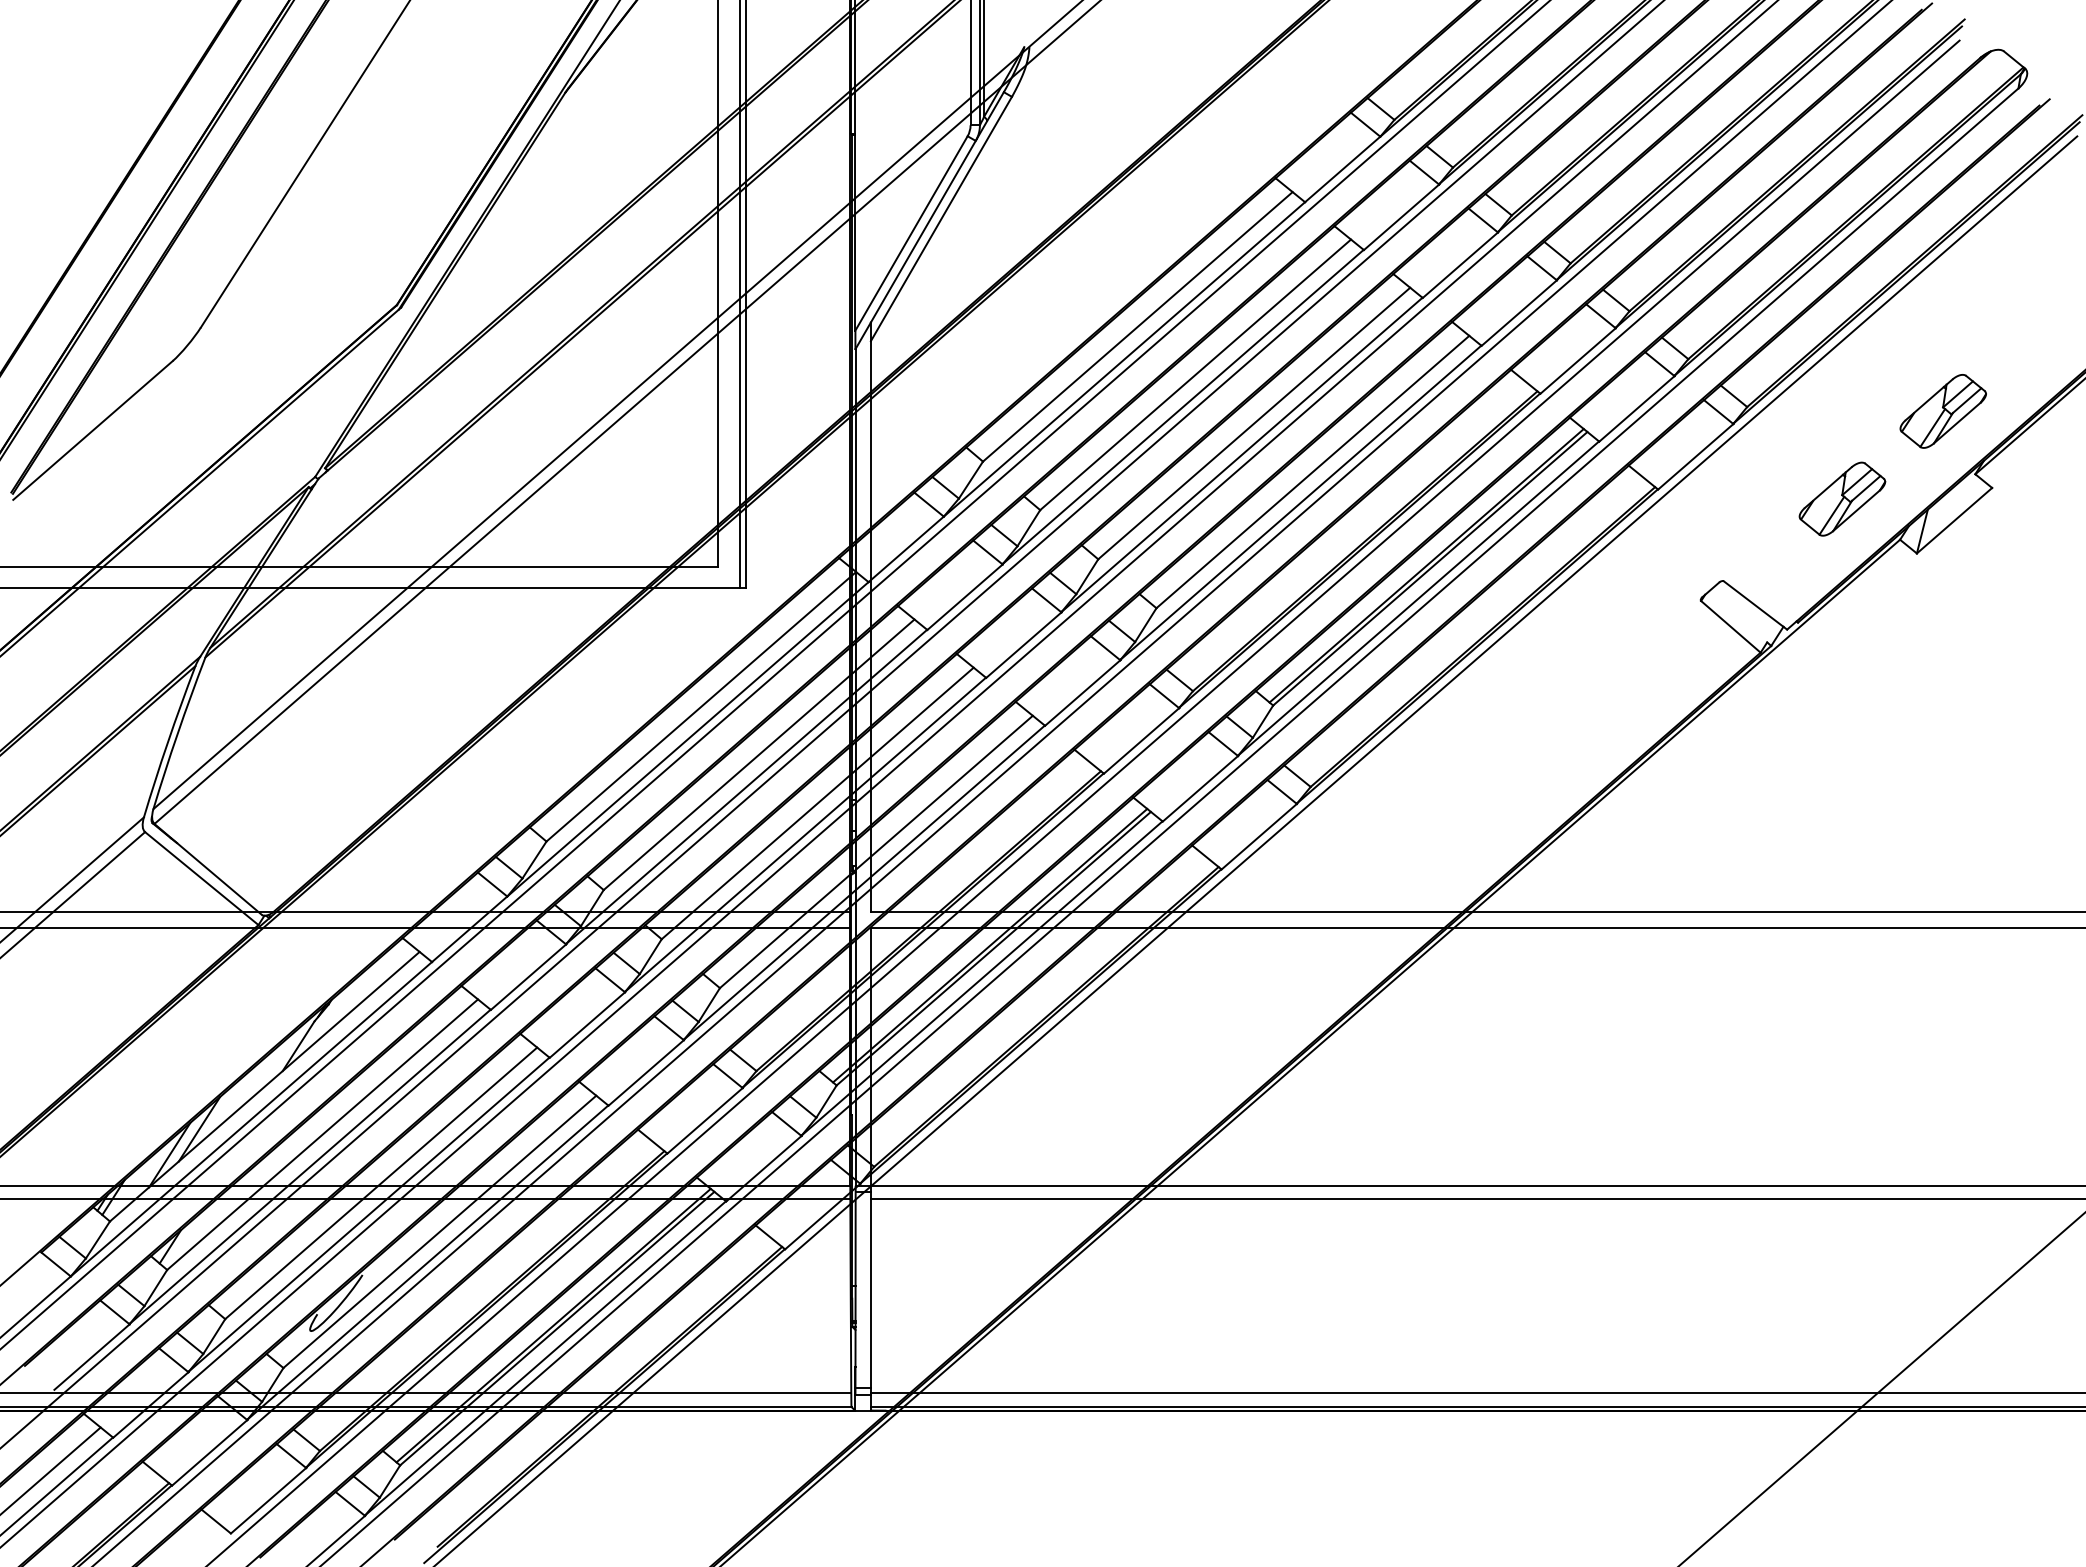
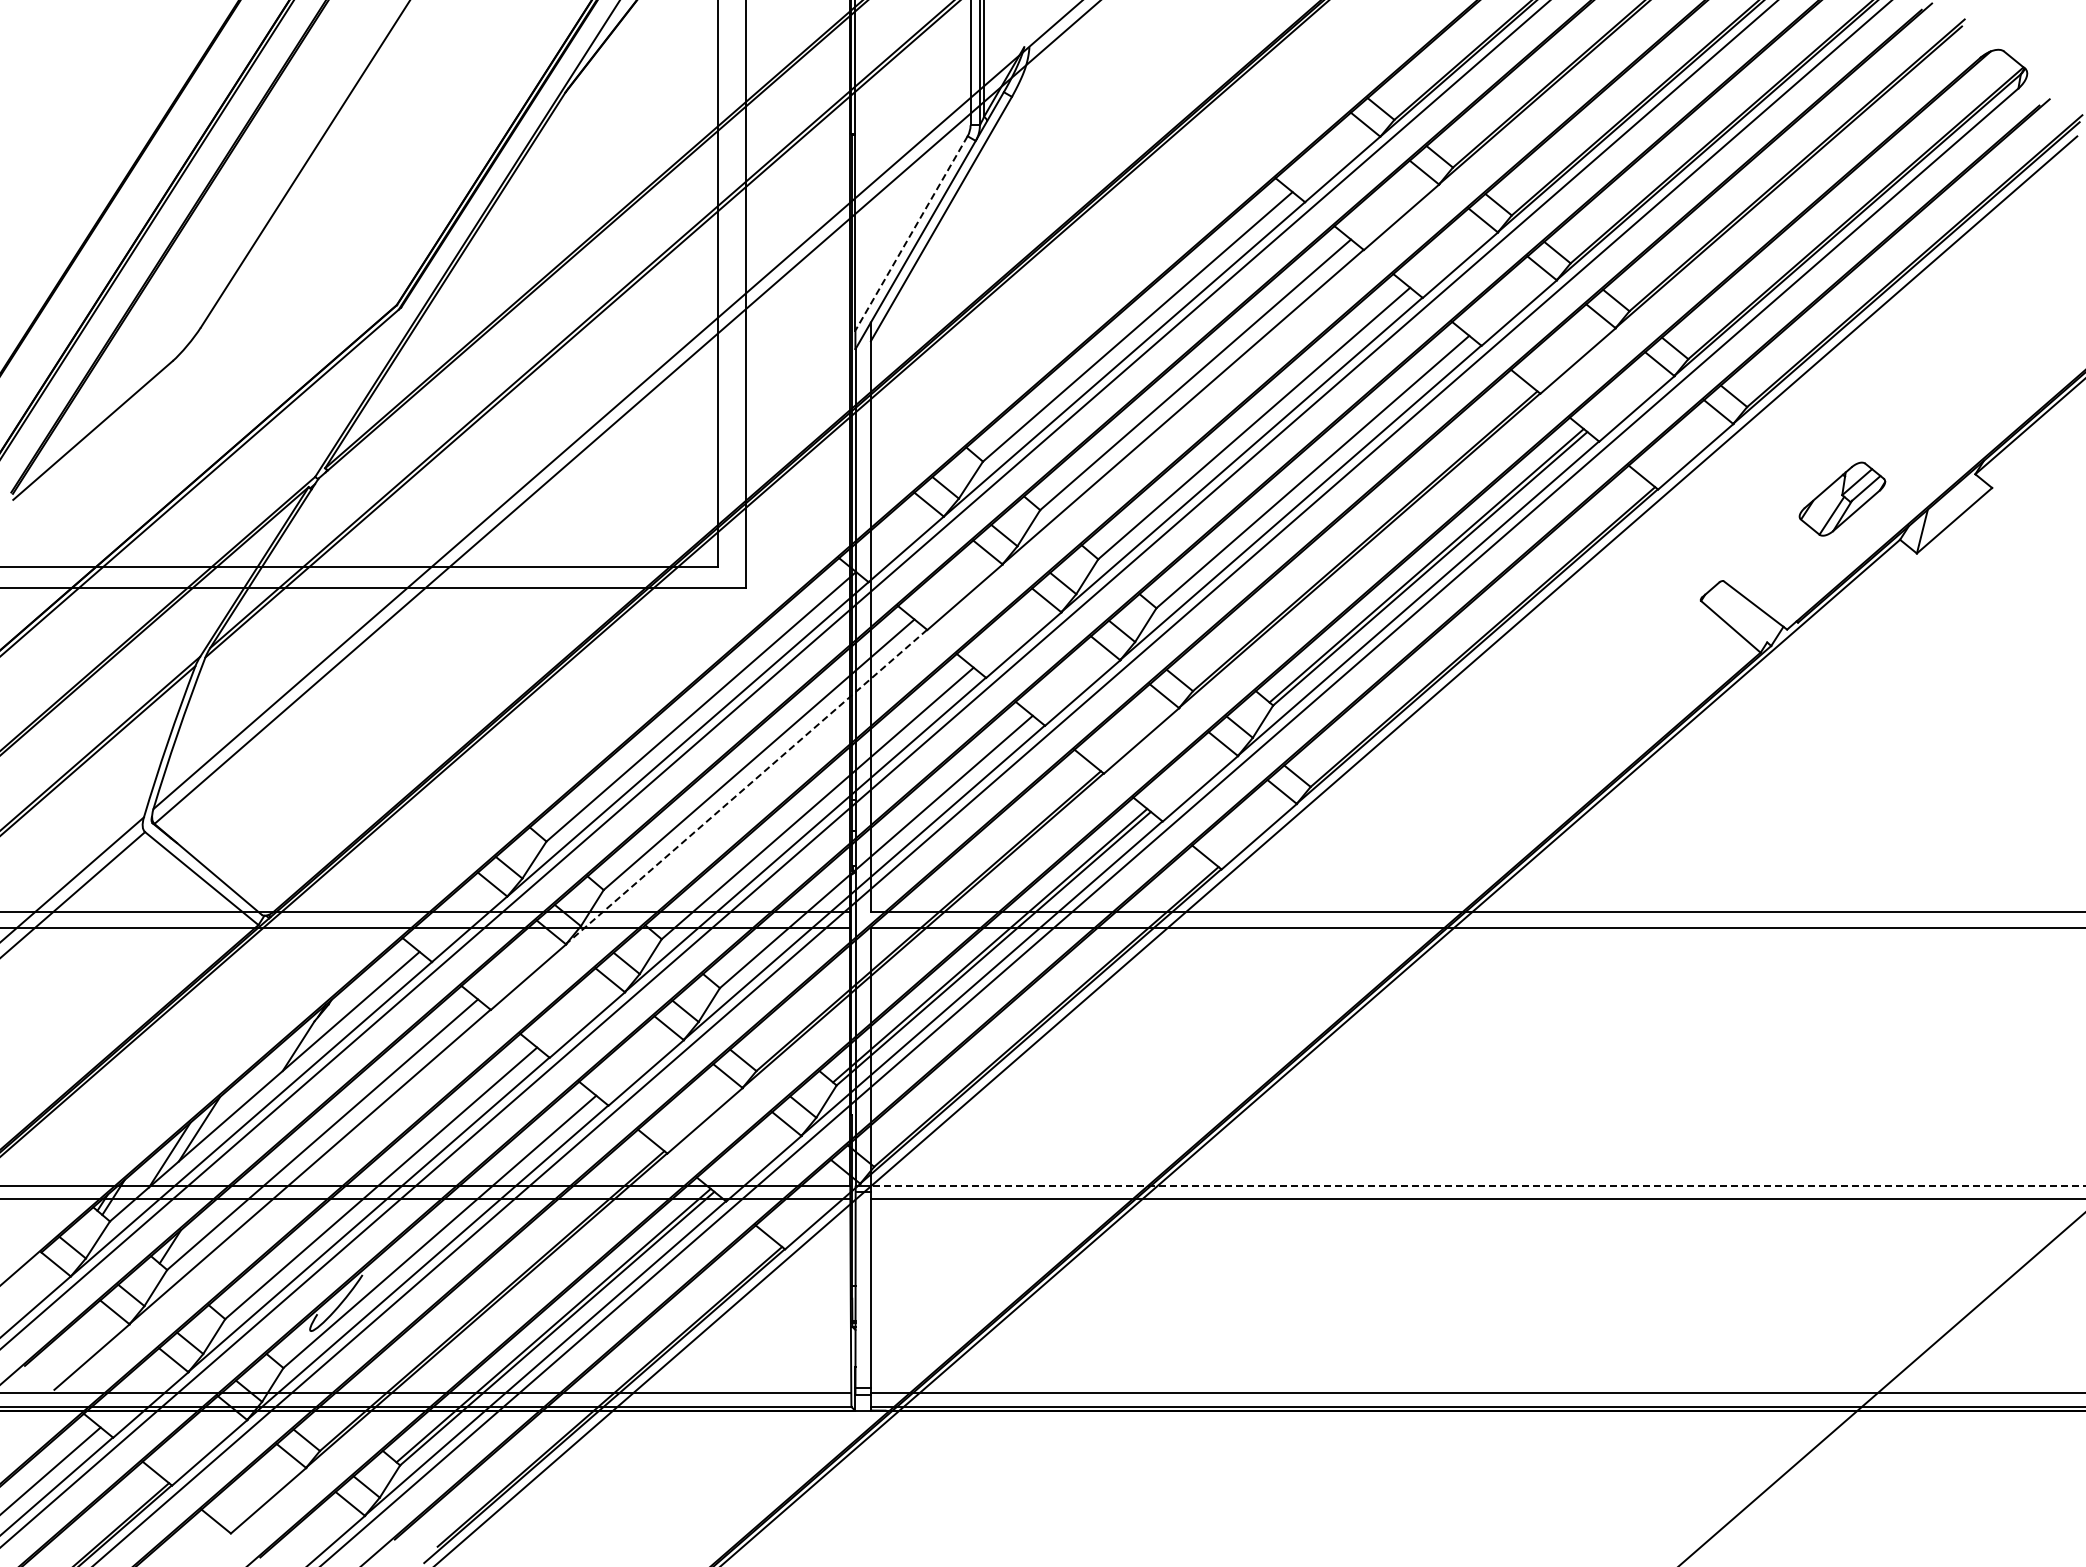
line: solid -> dashed (911, 233)
line: present -> none (740, 295)
part: present -> none (1942, 411)
line: present -> none (832, 724)
line: solid -> dashed (746, 787)
line: present -> none (1084, 801)
line: solid -> dashed (1477, 1185)
